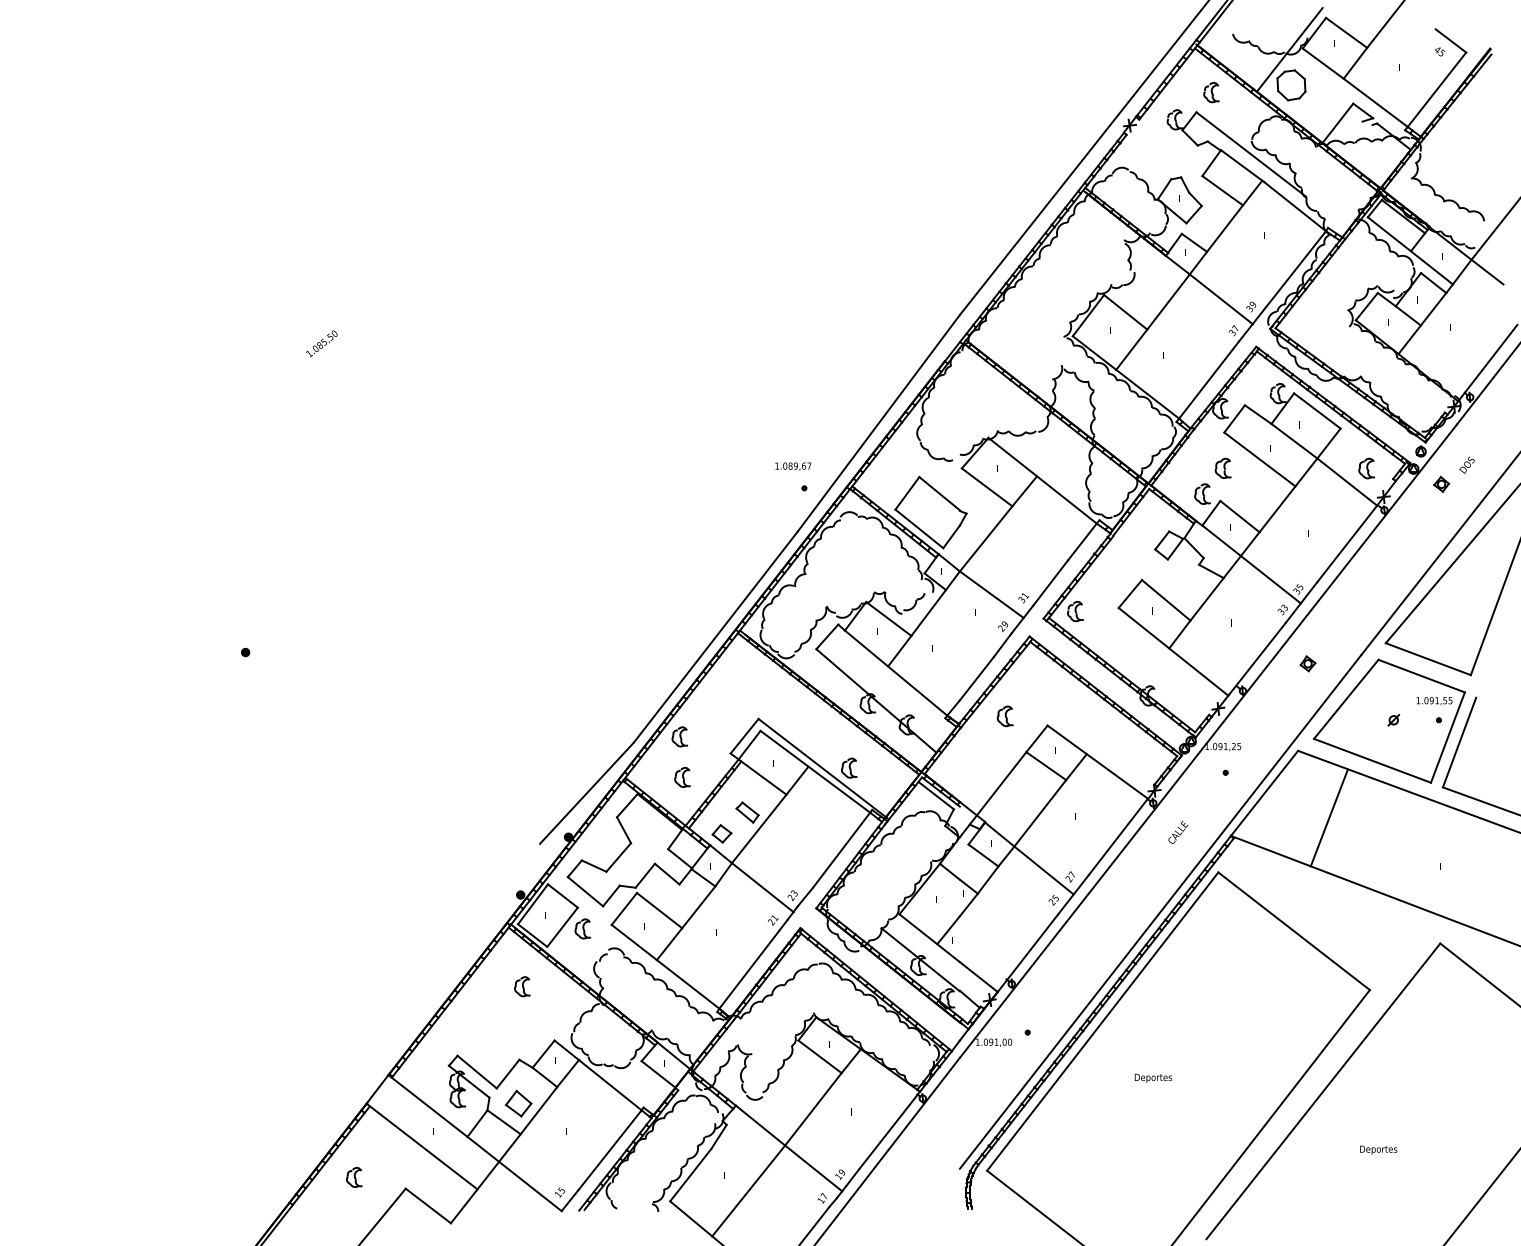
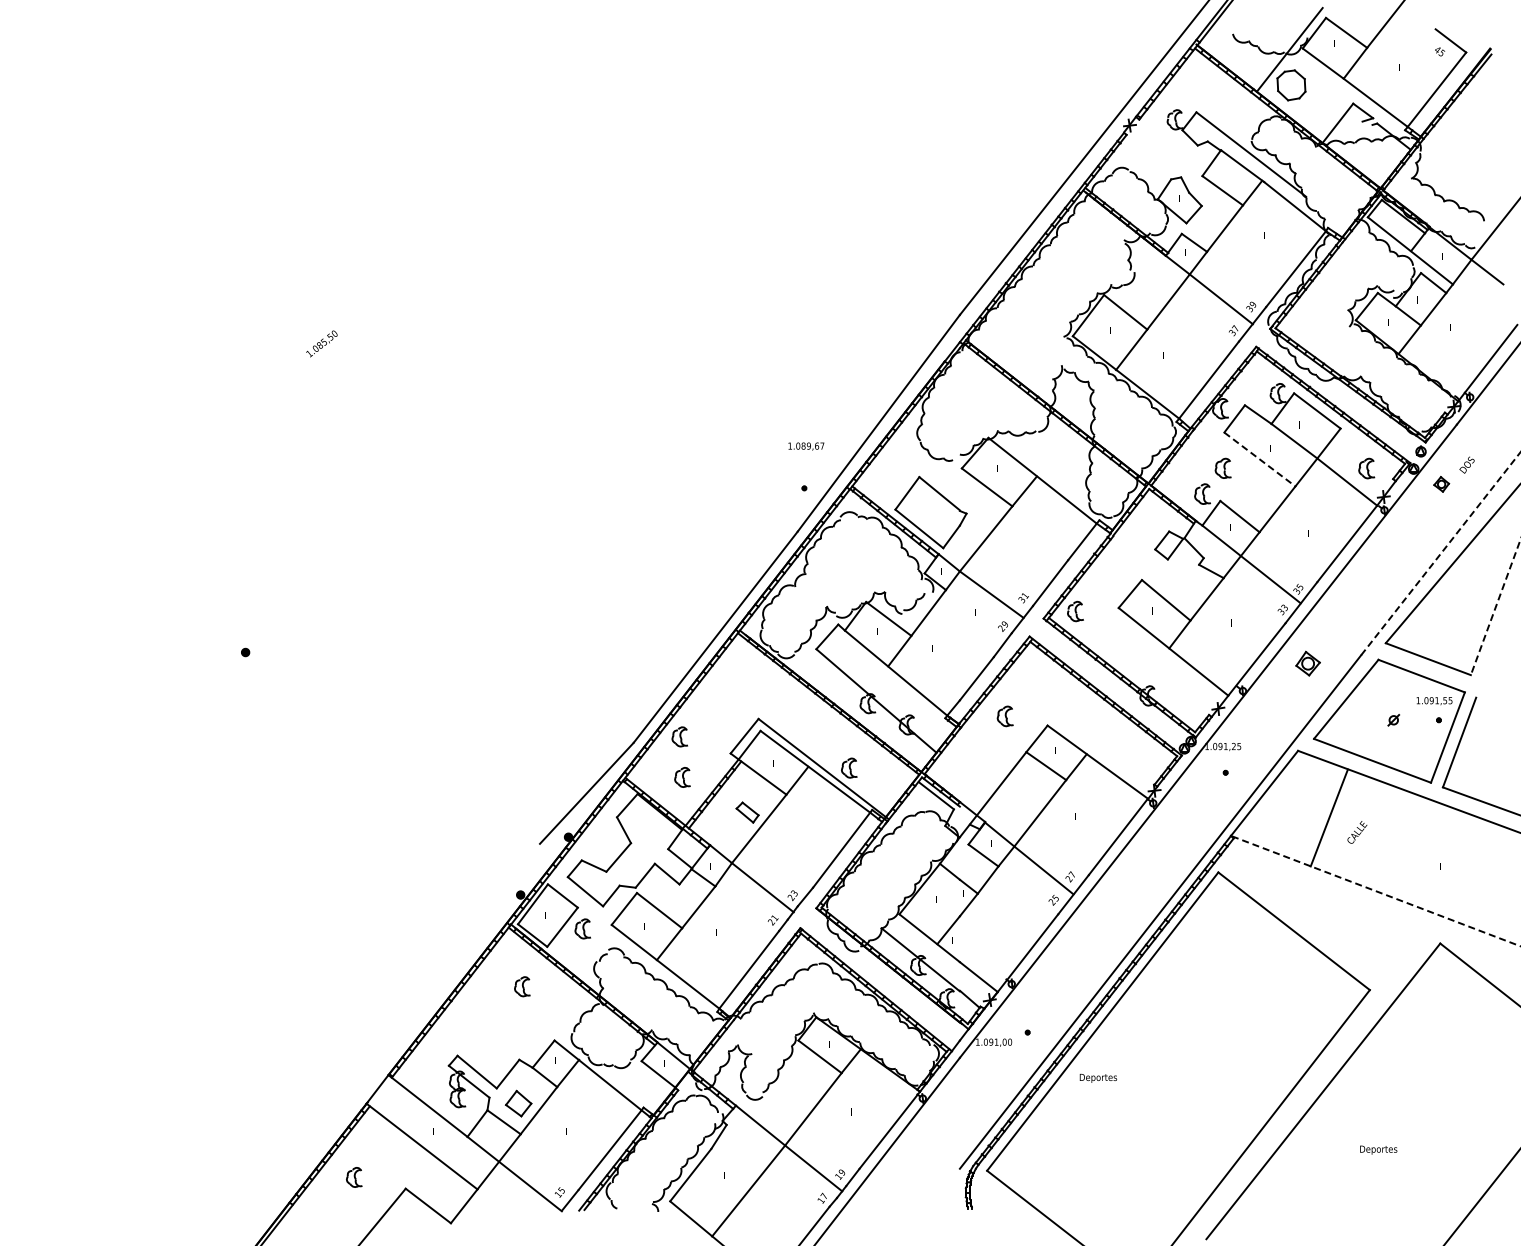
part: present -> none (1211, 92)
line: solid -> dashed (1259, 459)
text position: (793, 466) -> (806, 446) (806, 446)
line: solid -> dashed (1441, 553)
line: solid -> dashed (1495, 607)
part size: 18x18 px -> 26x27 px (1307, 663)
text position: (1178, 832) -> (1357, 832) (1357, 832)
part: present -> none (721, 833)
line: solid -> dashed (1375, 891)
text position: (1153, 1077) -> (1098, 1077) (1098, 1077)
